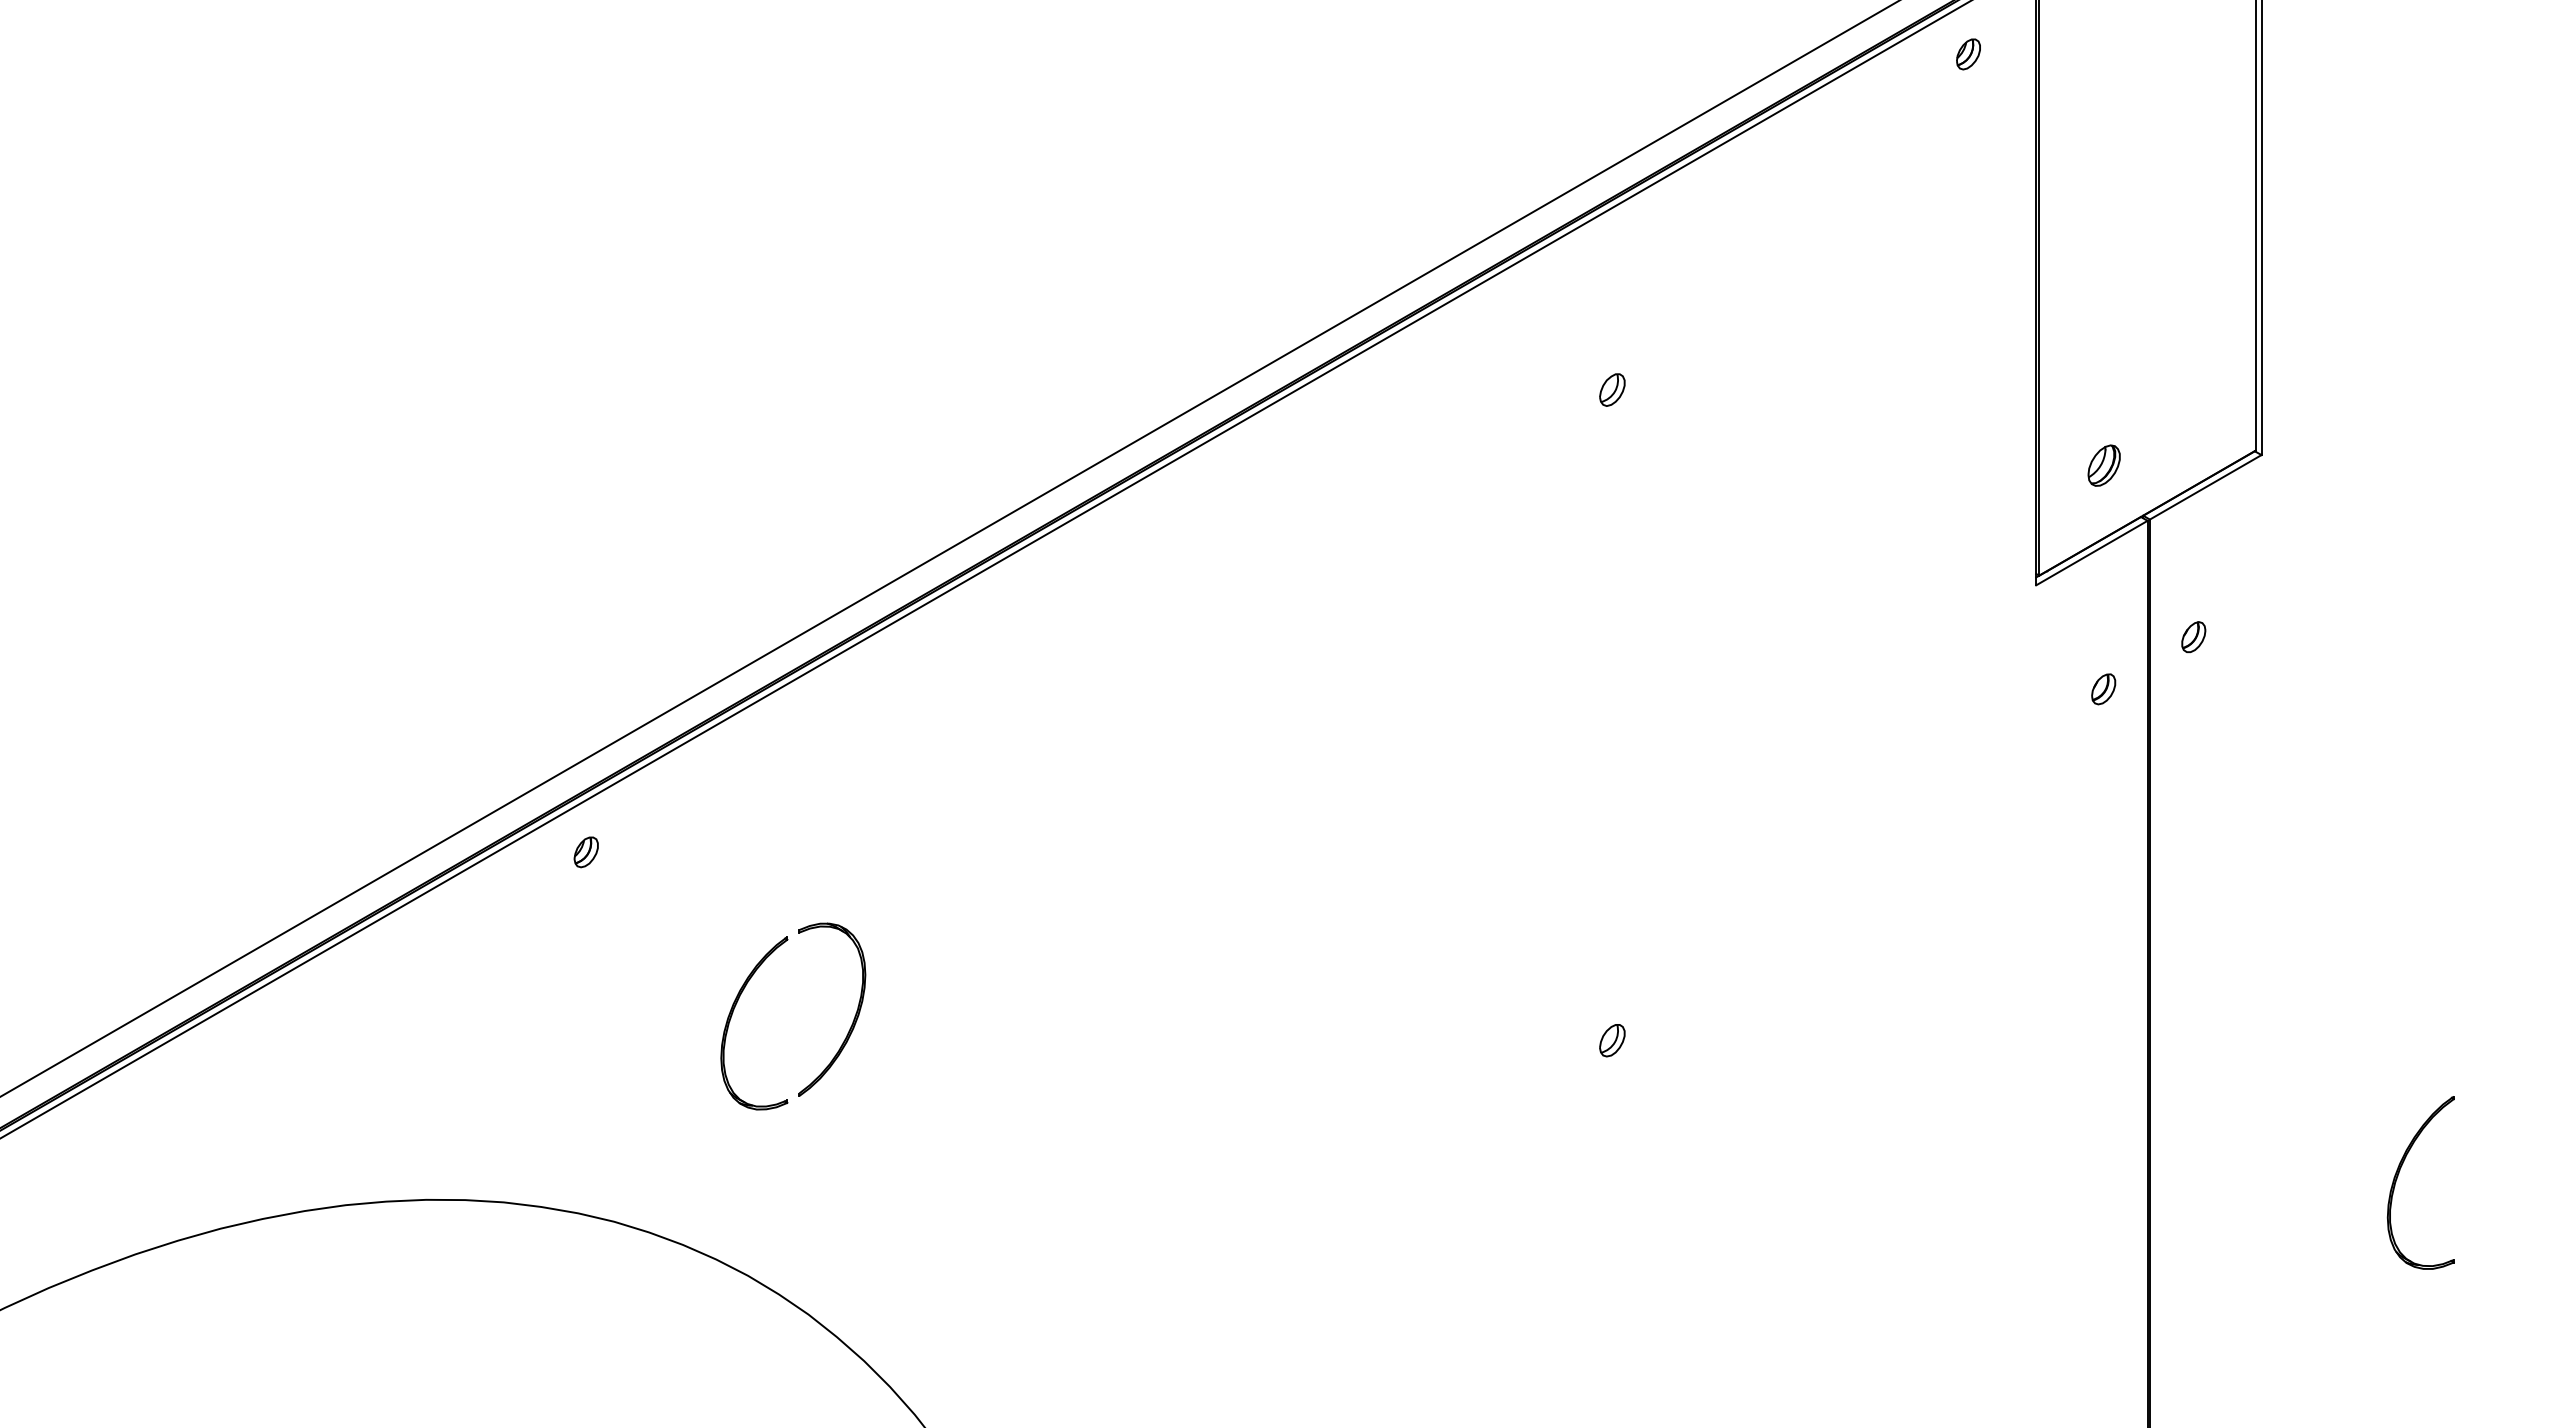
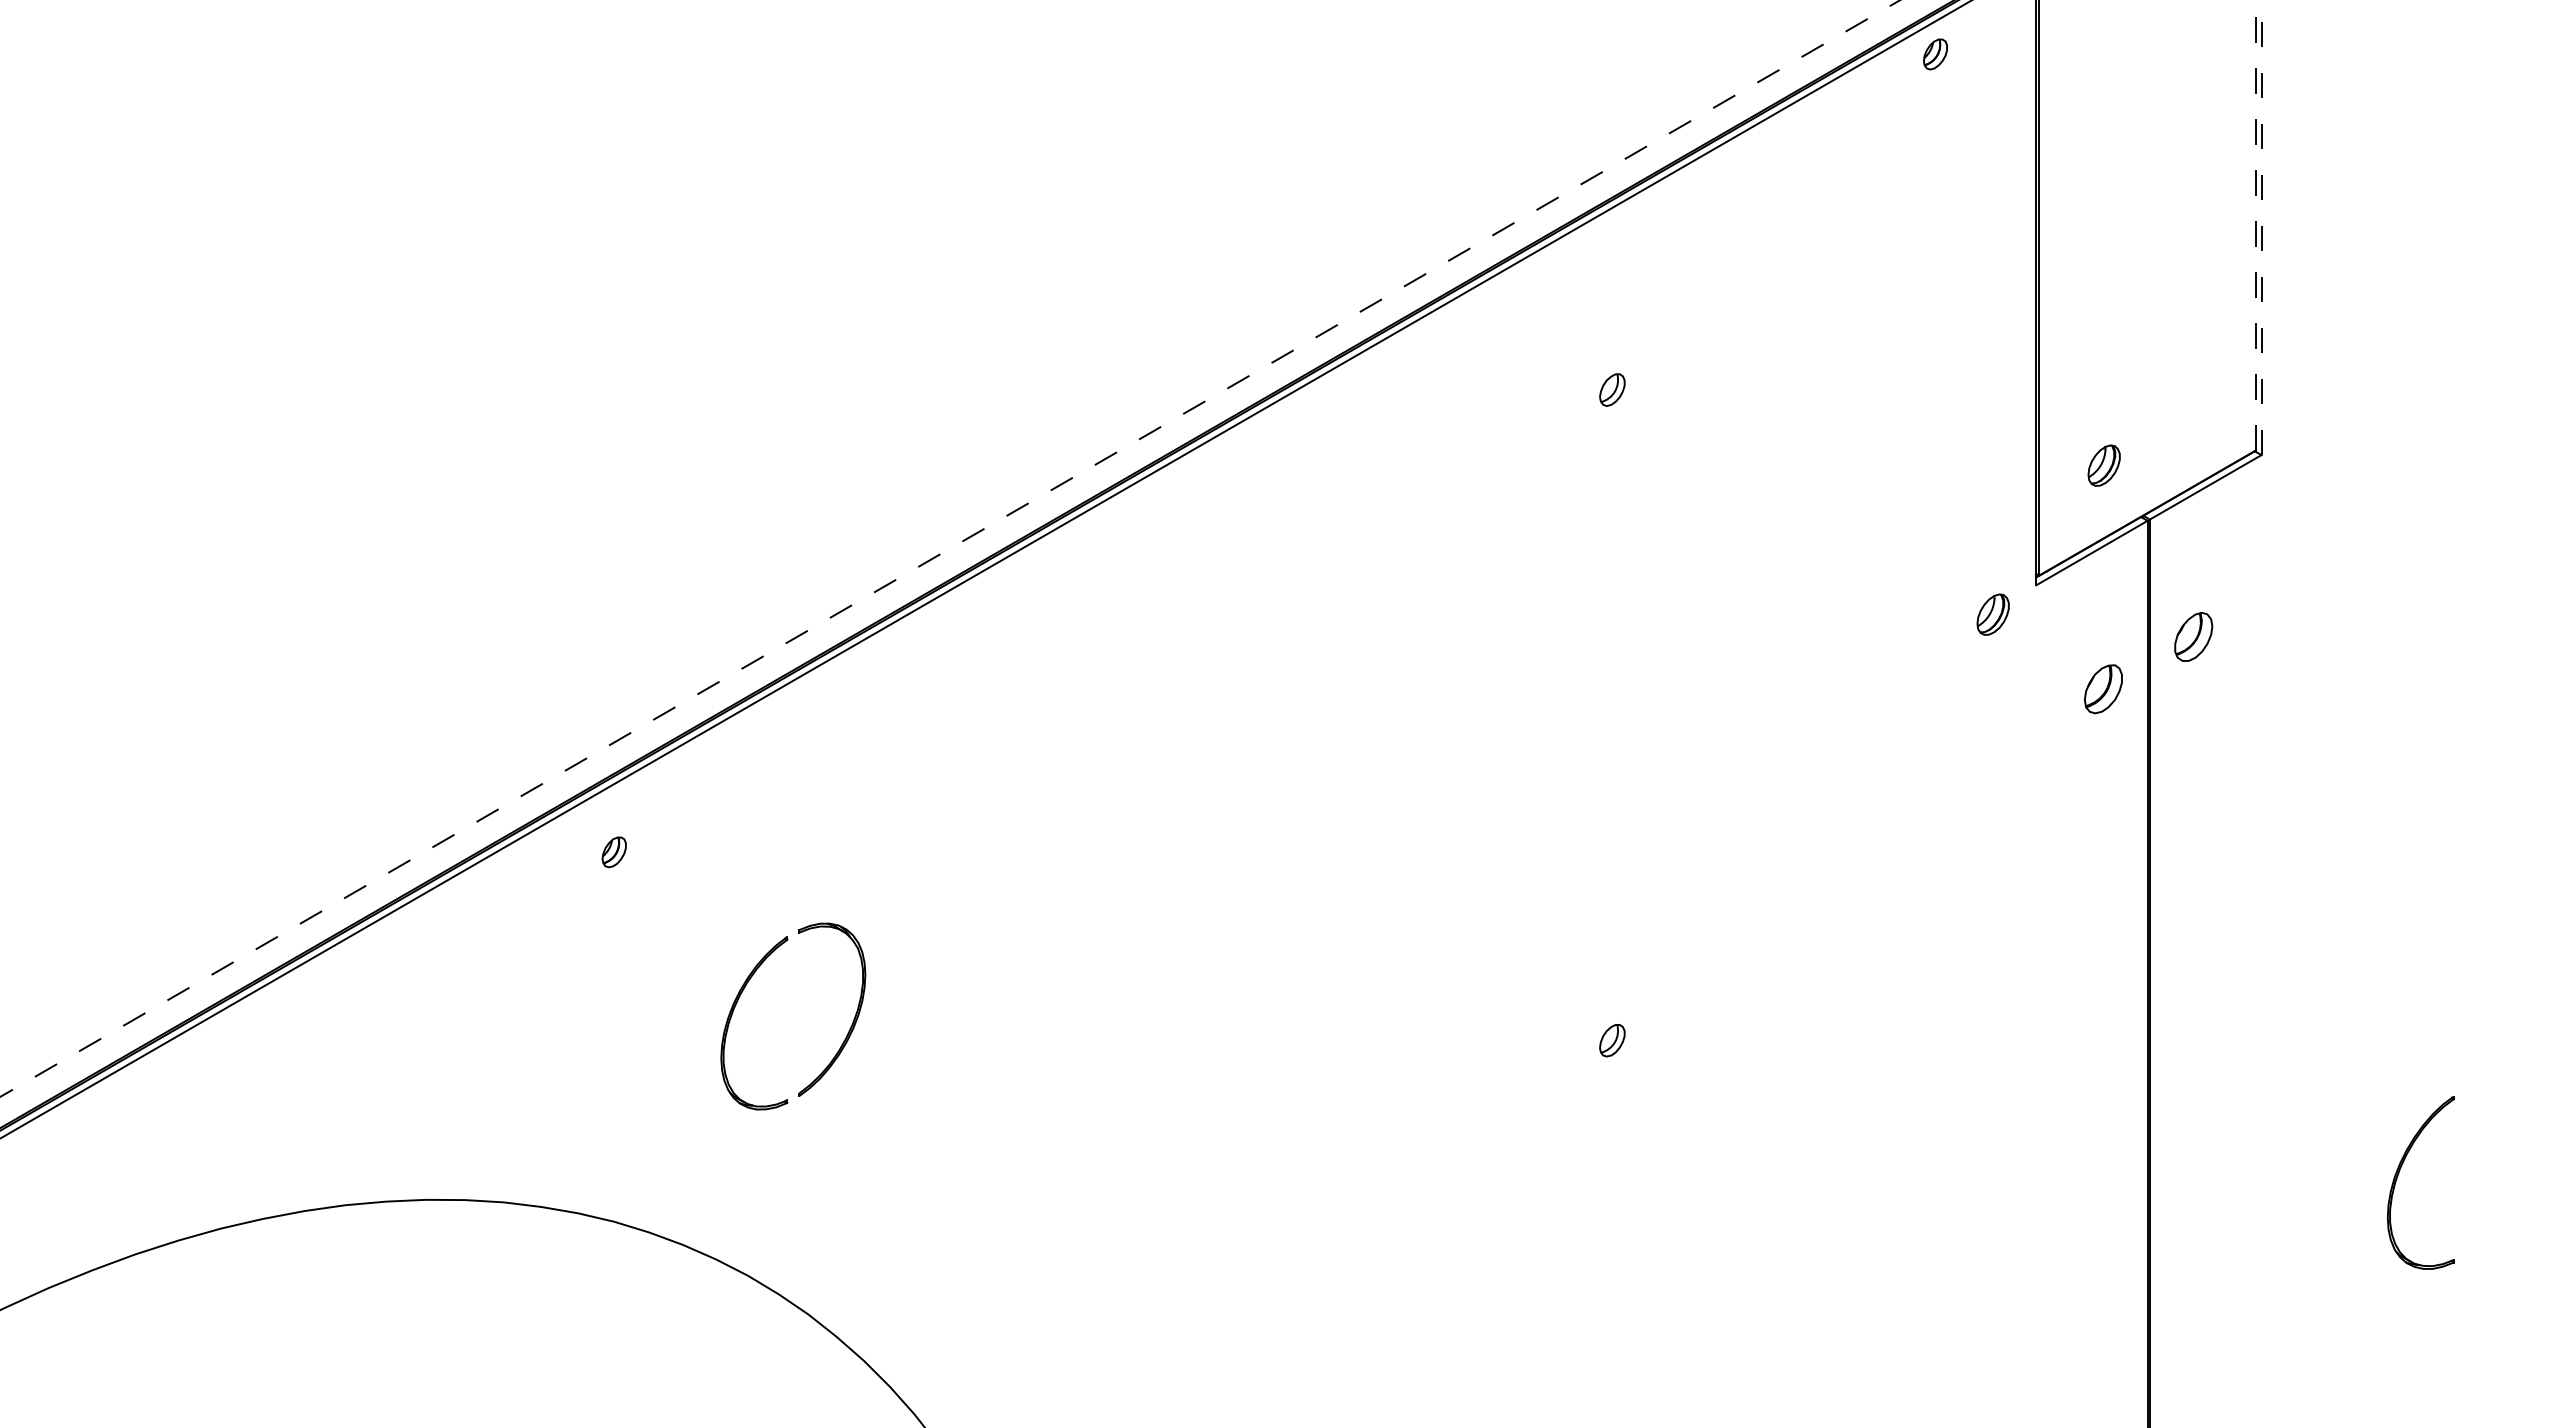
part position: (1968, 54) -> (1935, 54) (1935, 54)
line: solid -> dashed (2255, 225)
line: solid -> dashed (2261, 227)
line: solid -> dashed (950, 548)
part: none -> present (1992, 614)
part size: 26x33 px -> 40x50 px (2193, 636)
part size: 26x33 px -> 39x51 px (2103, 689)
part position: (585, 852) -> (613, 852) (613, 852)
